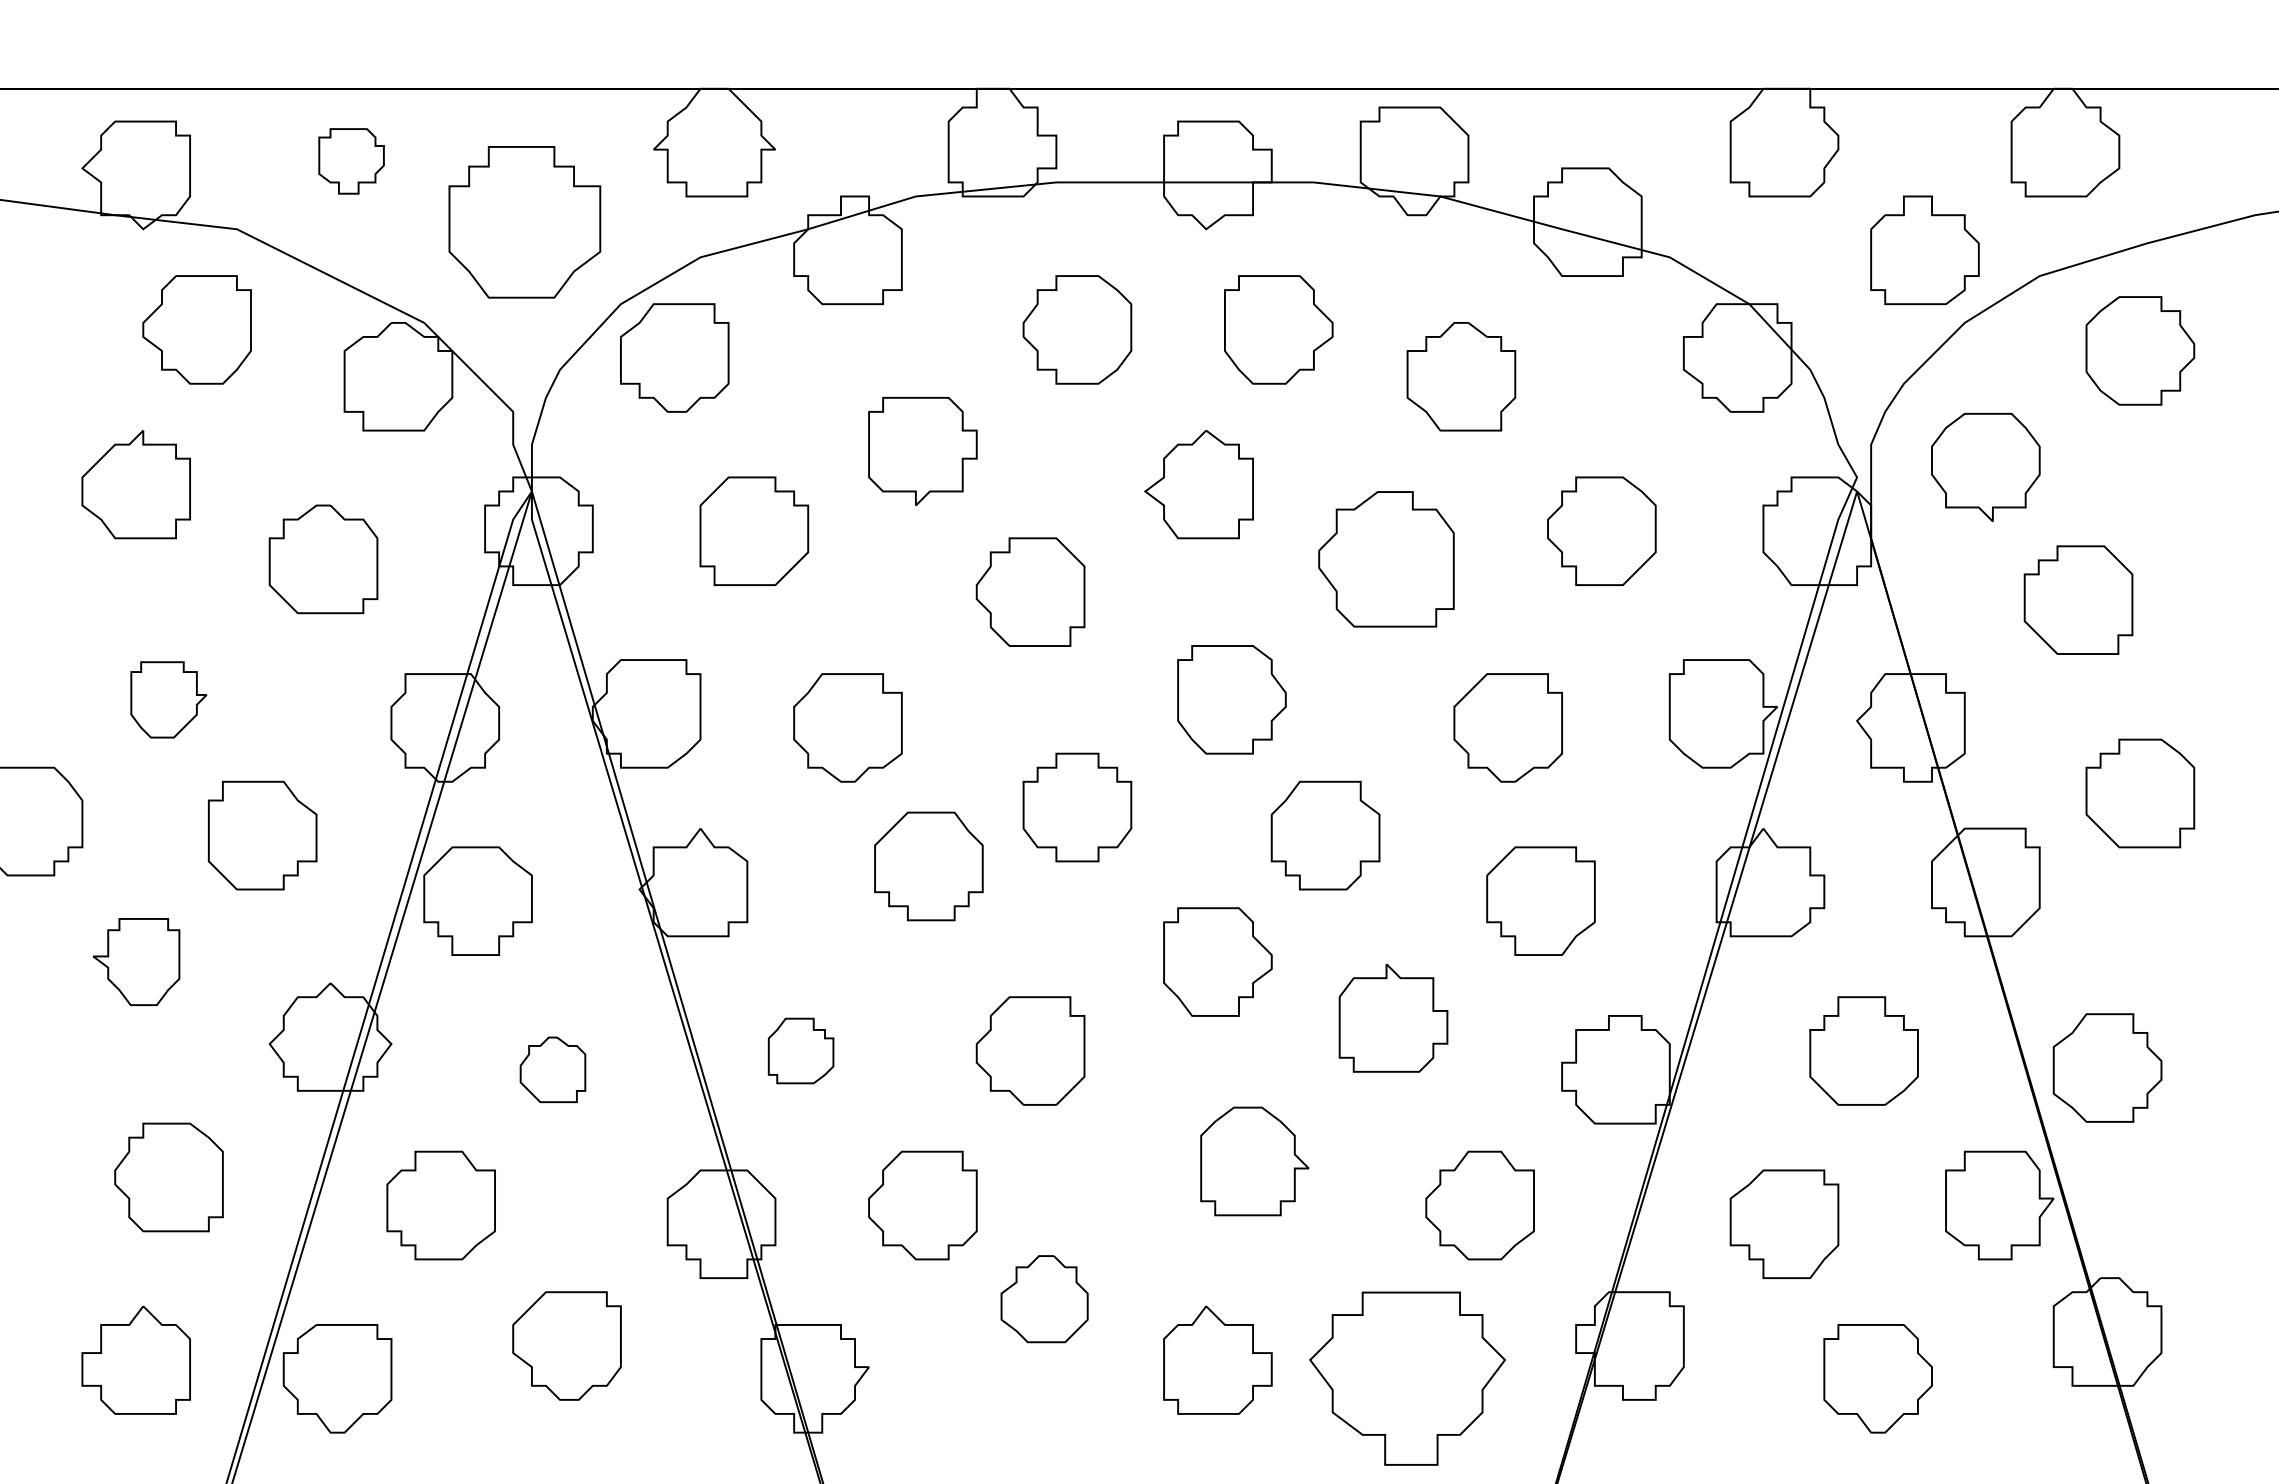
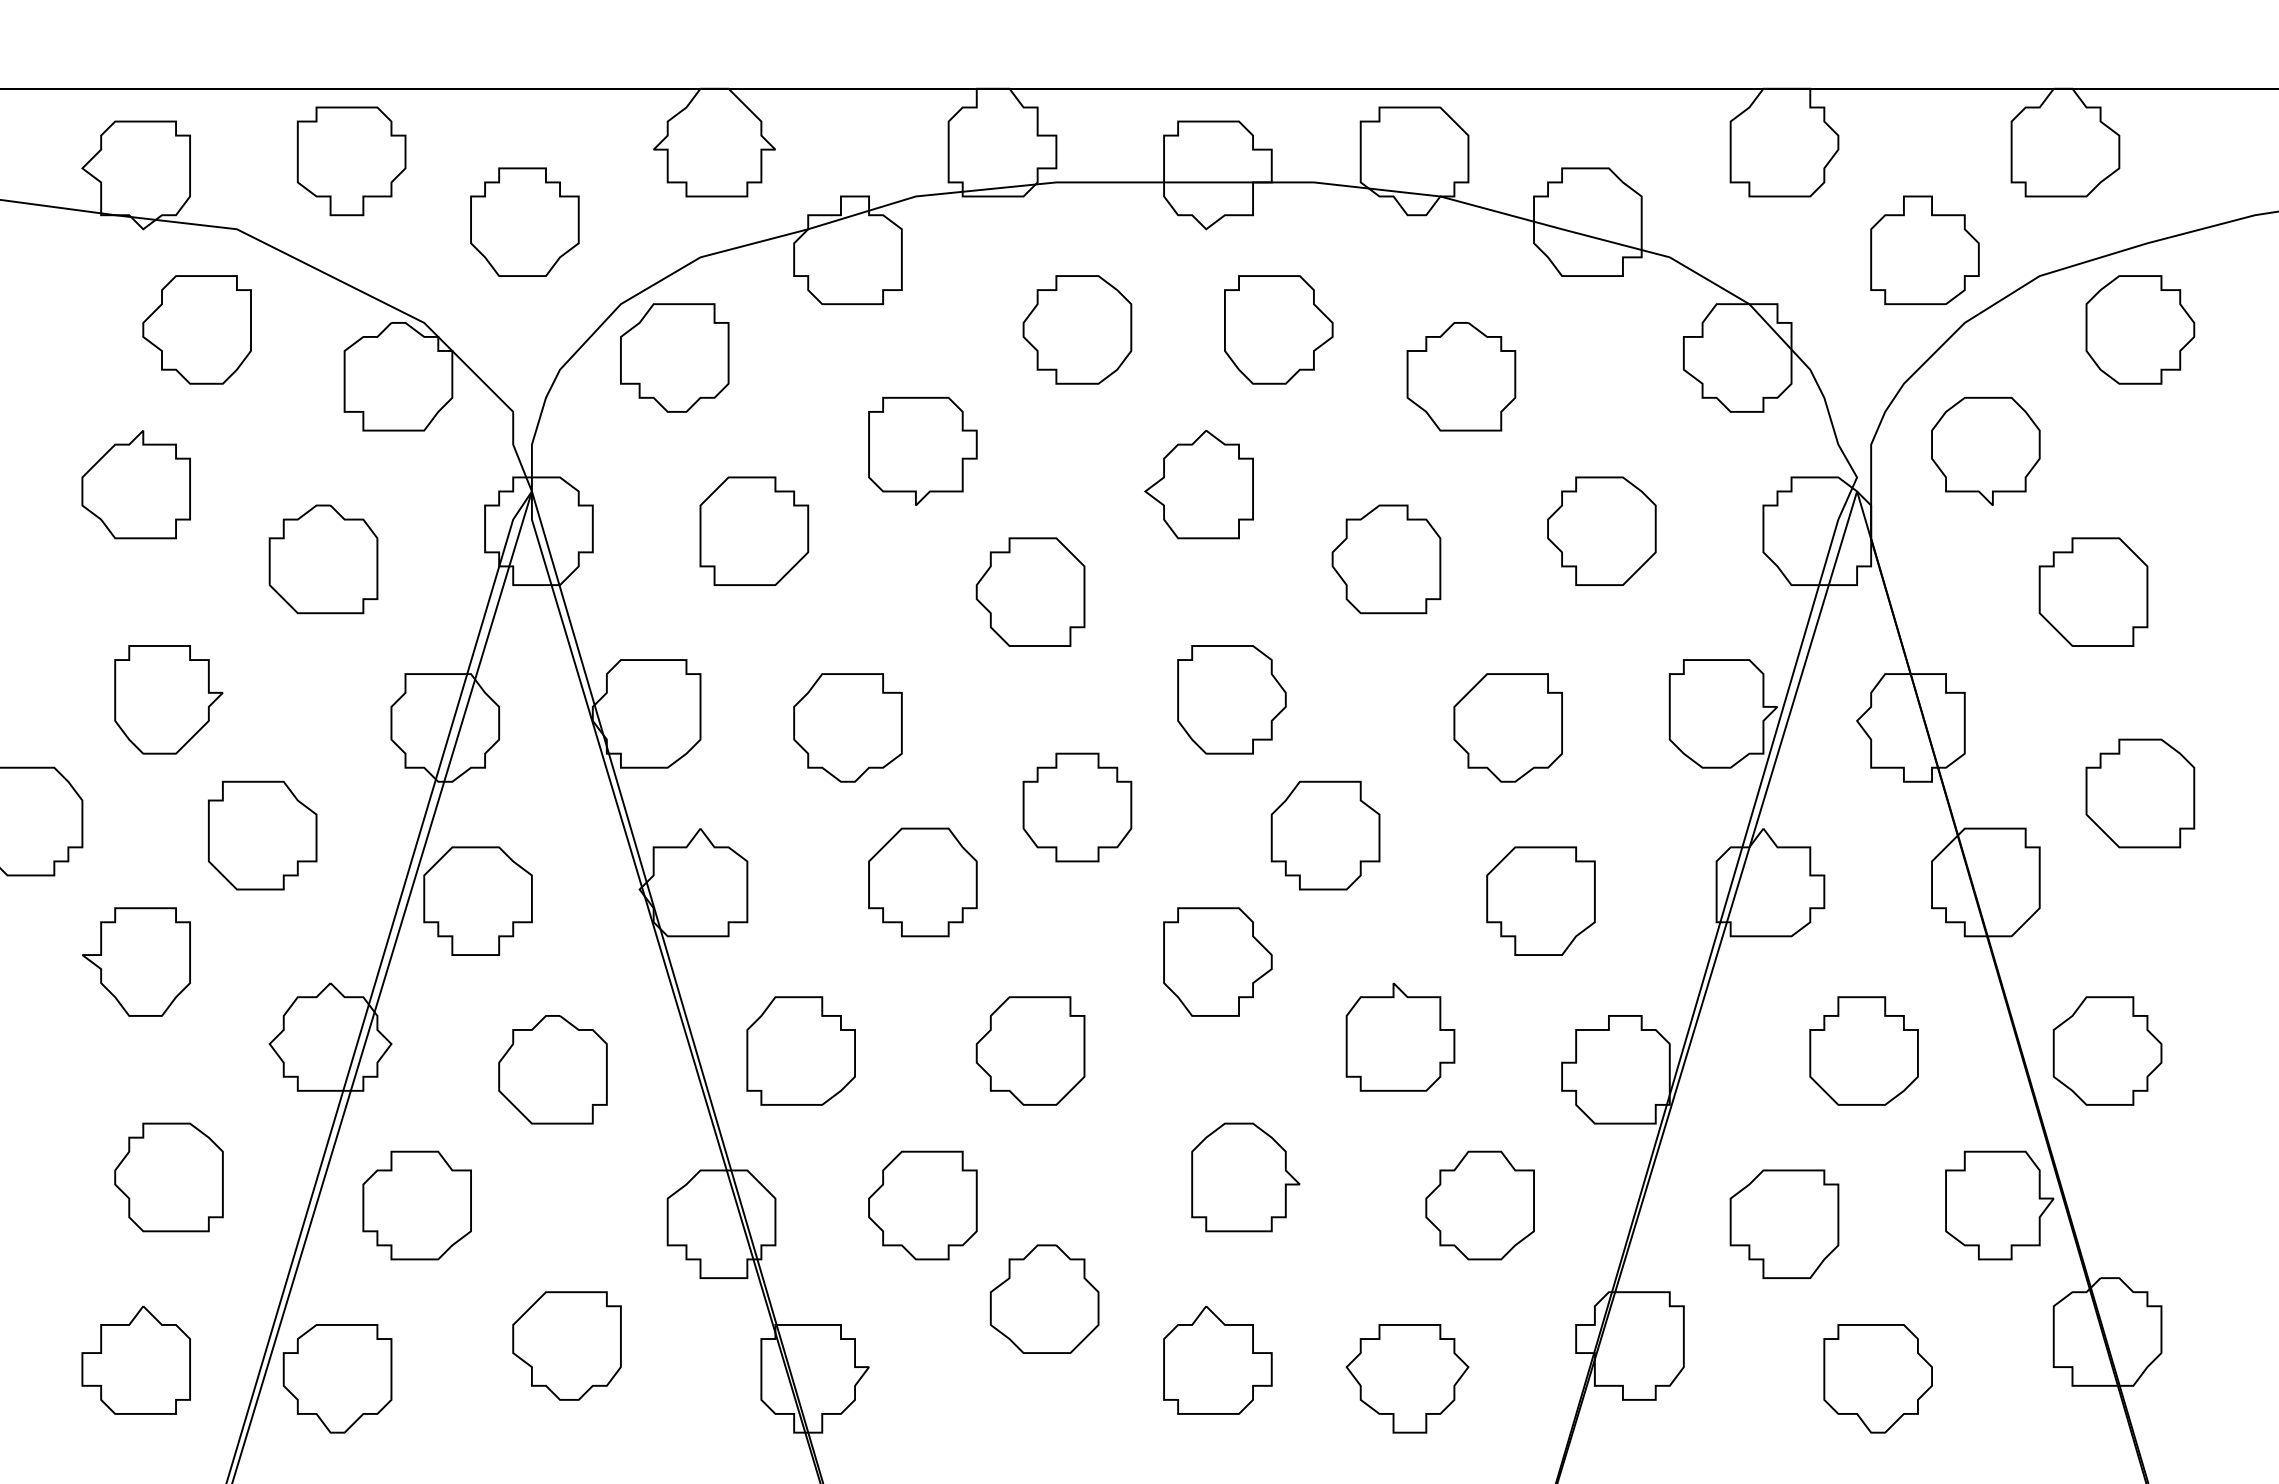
part size: 67x67 px -> 111x111 px (351, 161)
part size: 154x153 px -> 110x110 px (524, 221)
part position: (2140, 350) -> (2140, 329) (2140, 329)
part position: (1985, 466) -> (1985, 450) (1985, 450)
part size: 137x137 px -> 111x111 px (1386, 559)
part position: (2078, 599) -> (2093, 591) (2093, 591)
part size: 78x78 px -> 110x110 px (168, 699)
part position: (928, 866) -> (922, 882) (922, 882)
part size: 88x88 px -> 109x110 px (136, 961)
part position: (1393, 1017) -> (1400, 1036) (1400, 1036)
part size: 68x68 px -> 110x110 px (800, 1050)
part position: (2107, 1067) -> (2107, 1050) (2107, 1050)
part size: 68x68 px -> 110x110 px (552, 1069)
part position: (1254, 1161) -> (1245, 1177) (1245, 1177)
part position: (440, 1205) -> (416, 1205) (416, 1205)
part size: 89x89 px -> 111x110 px (1044, 1298)
part size: 197x175 px -> 125x110 px (1407, 1378)
